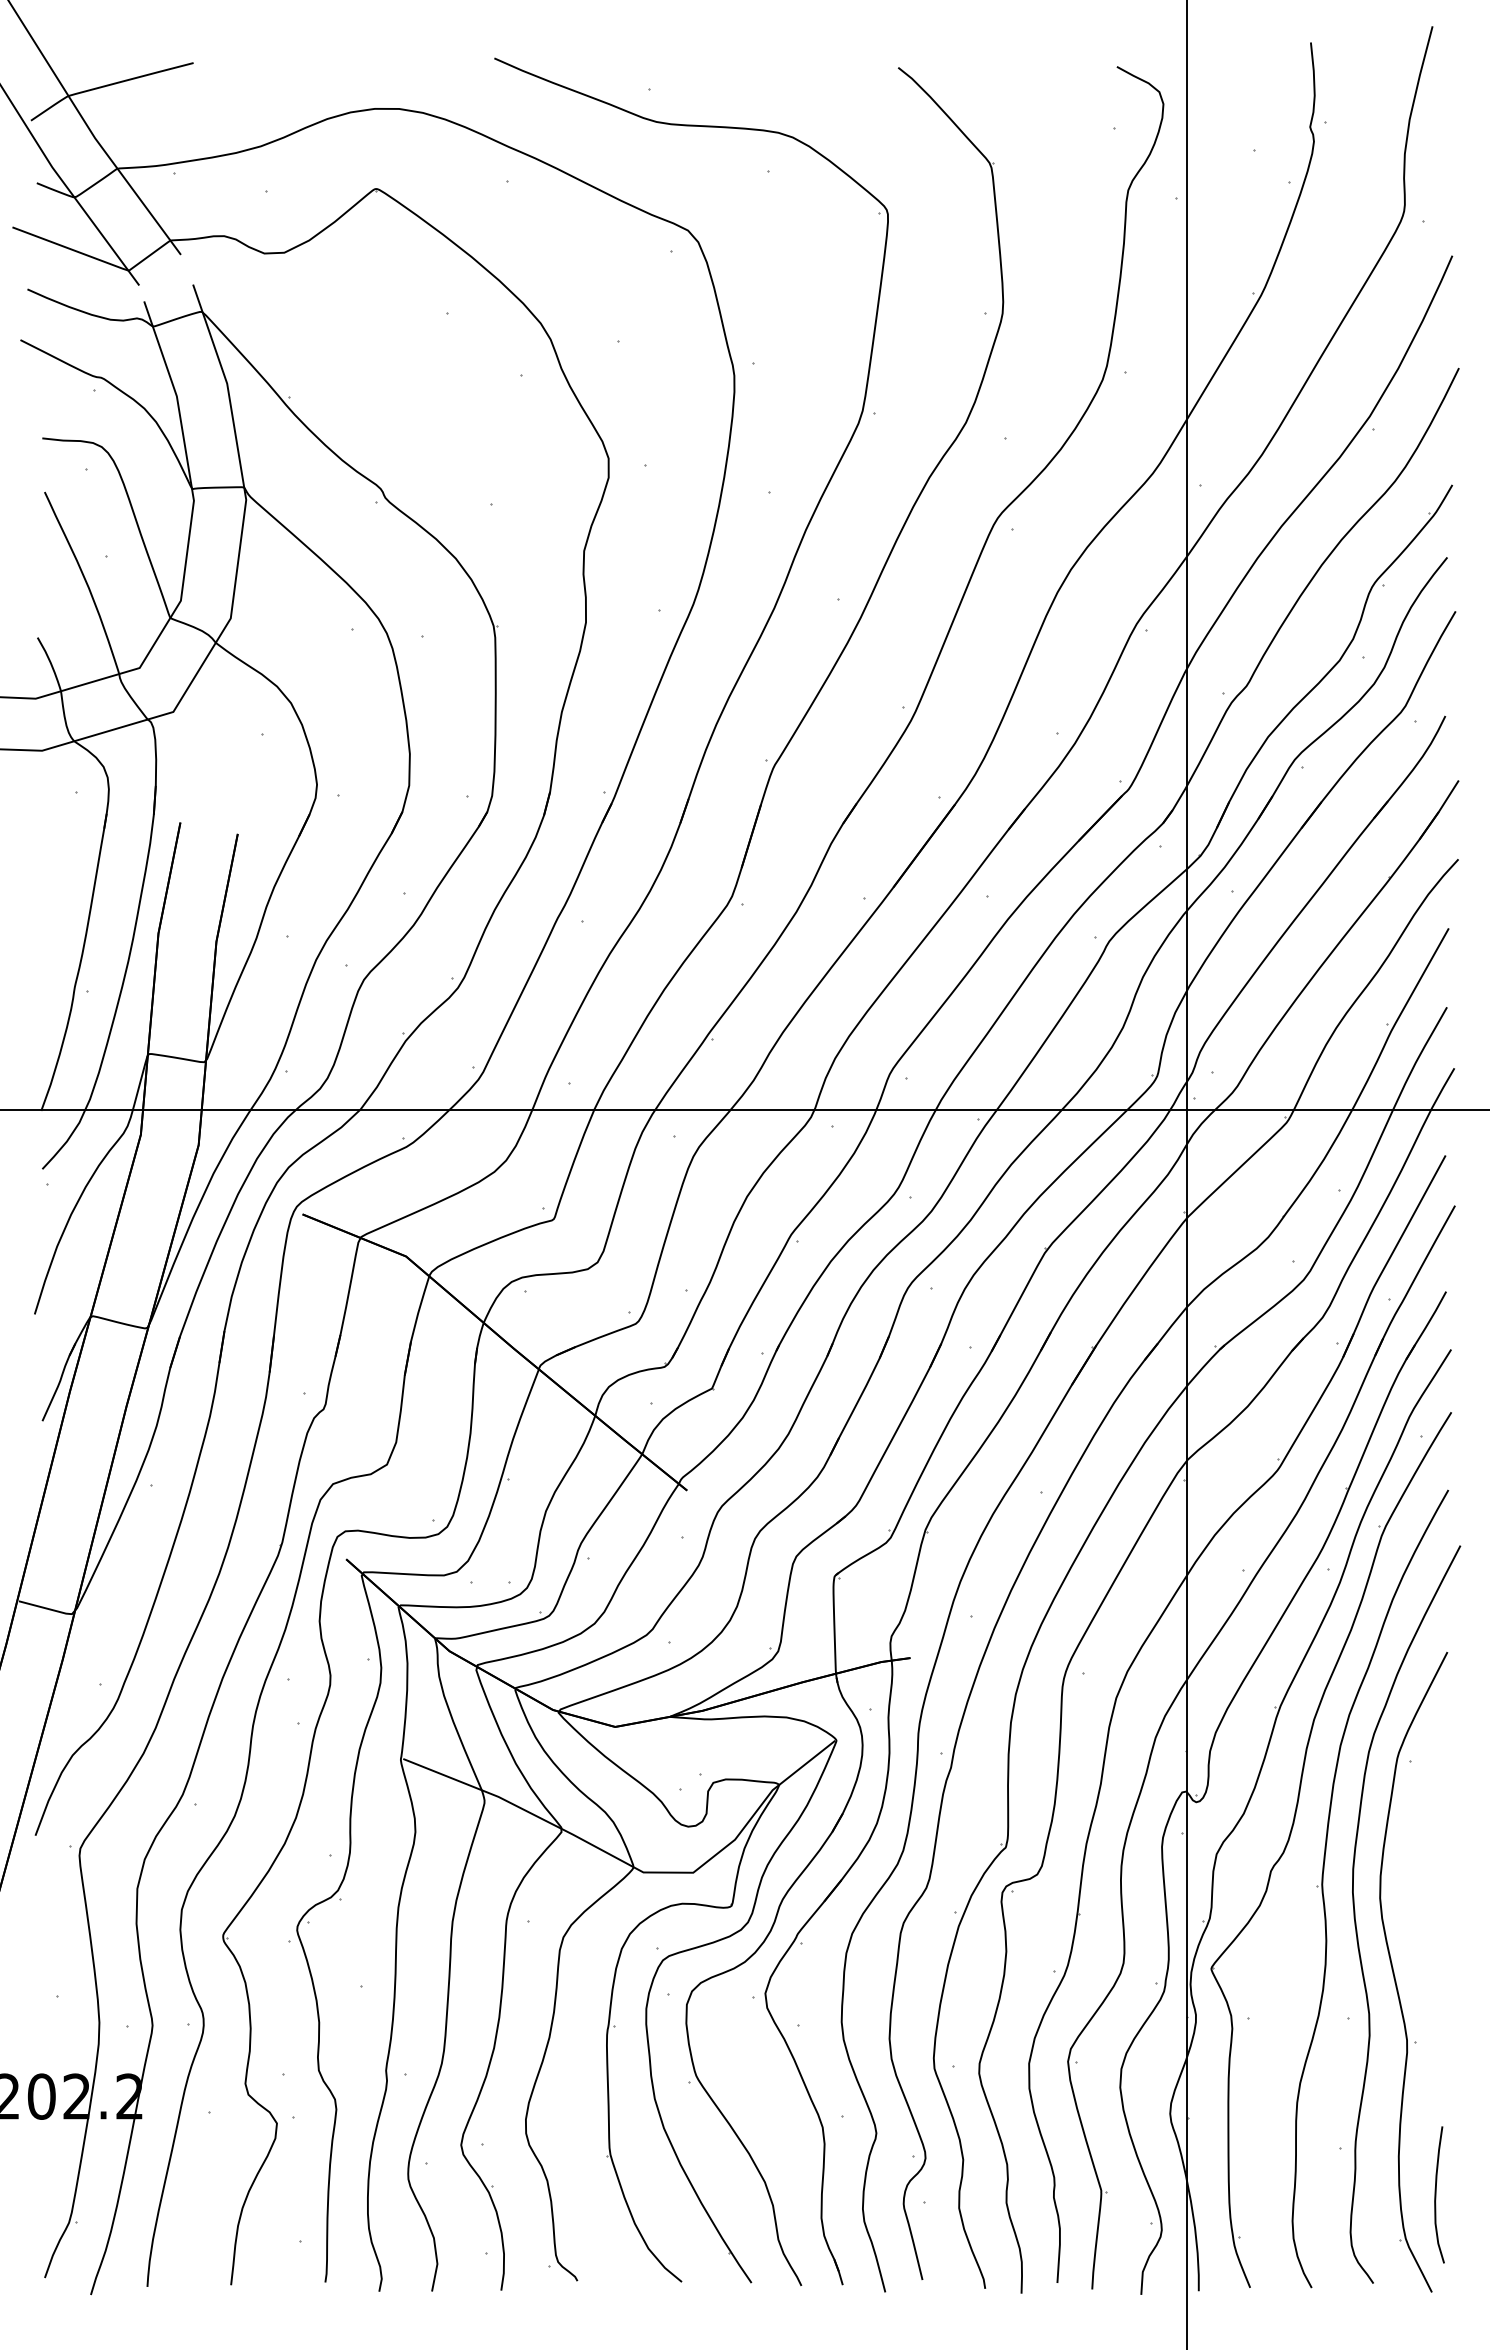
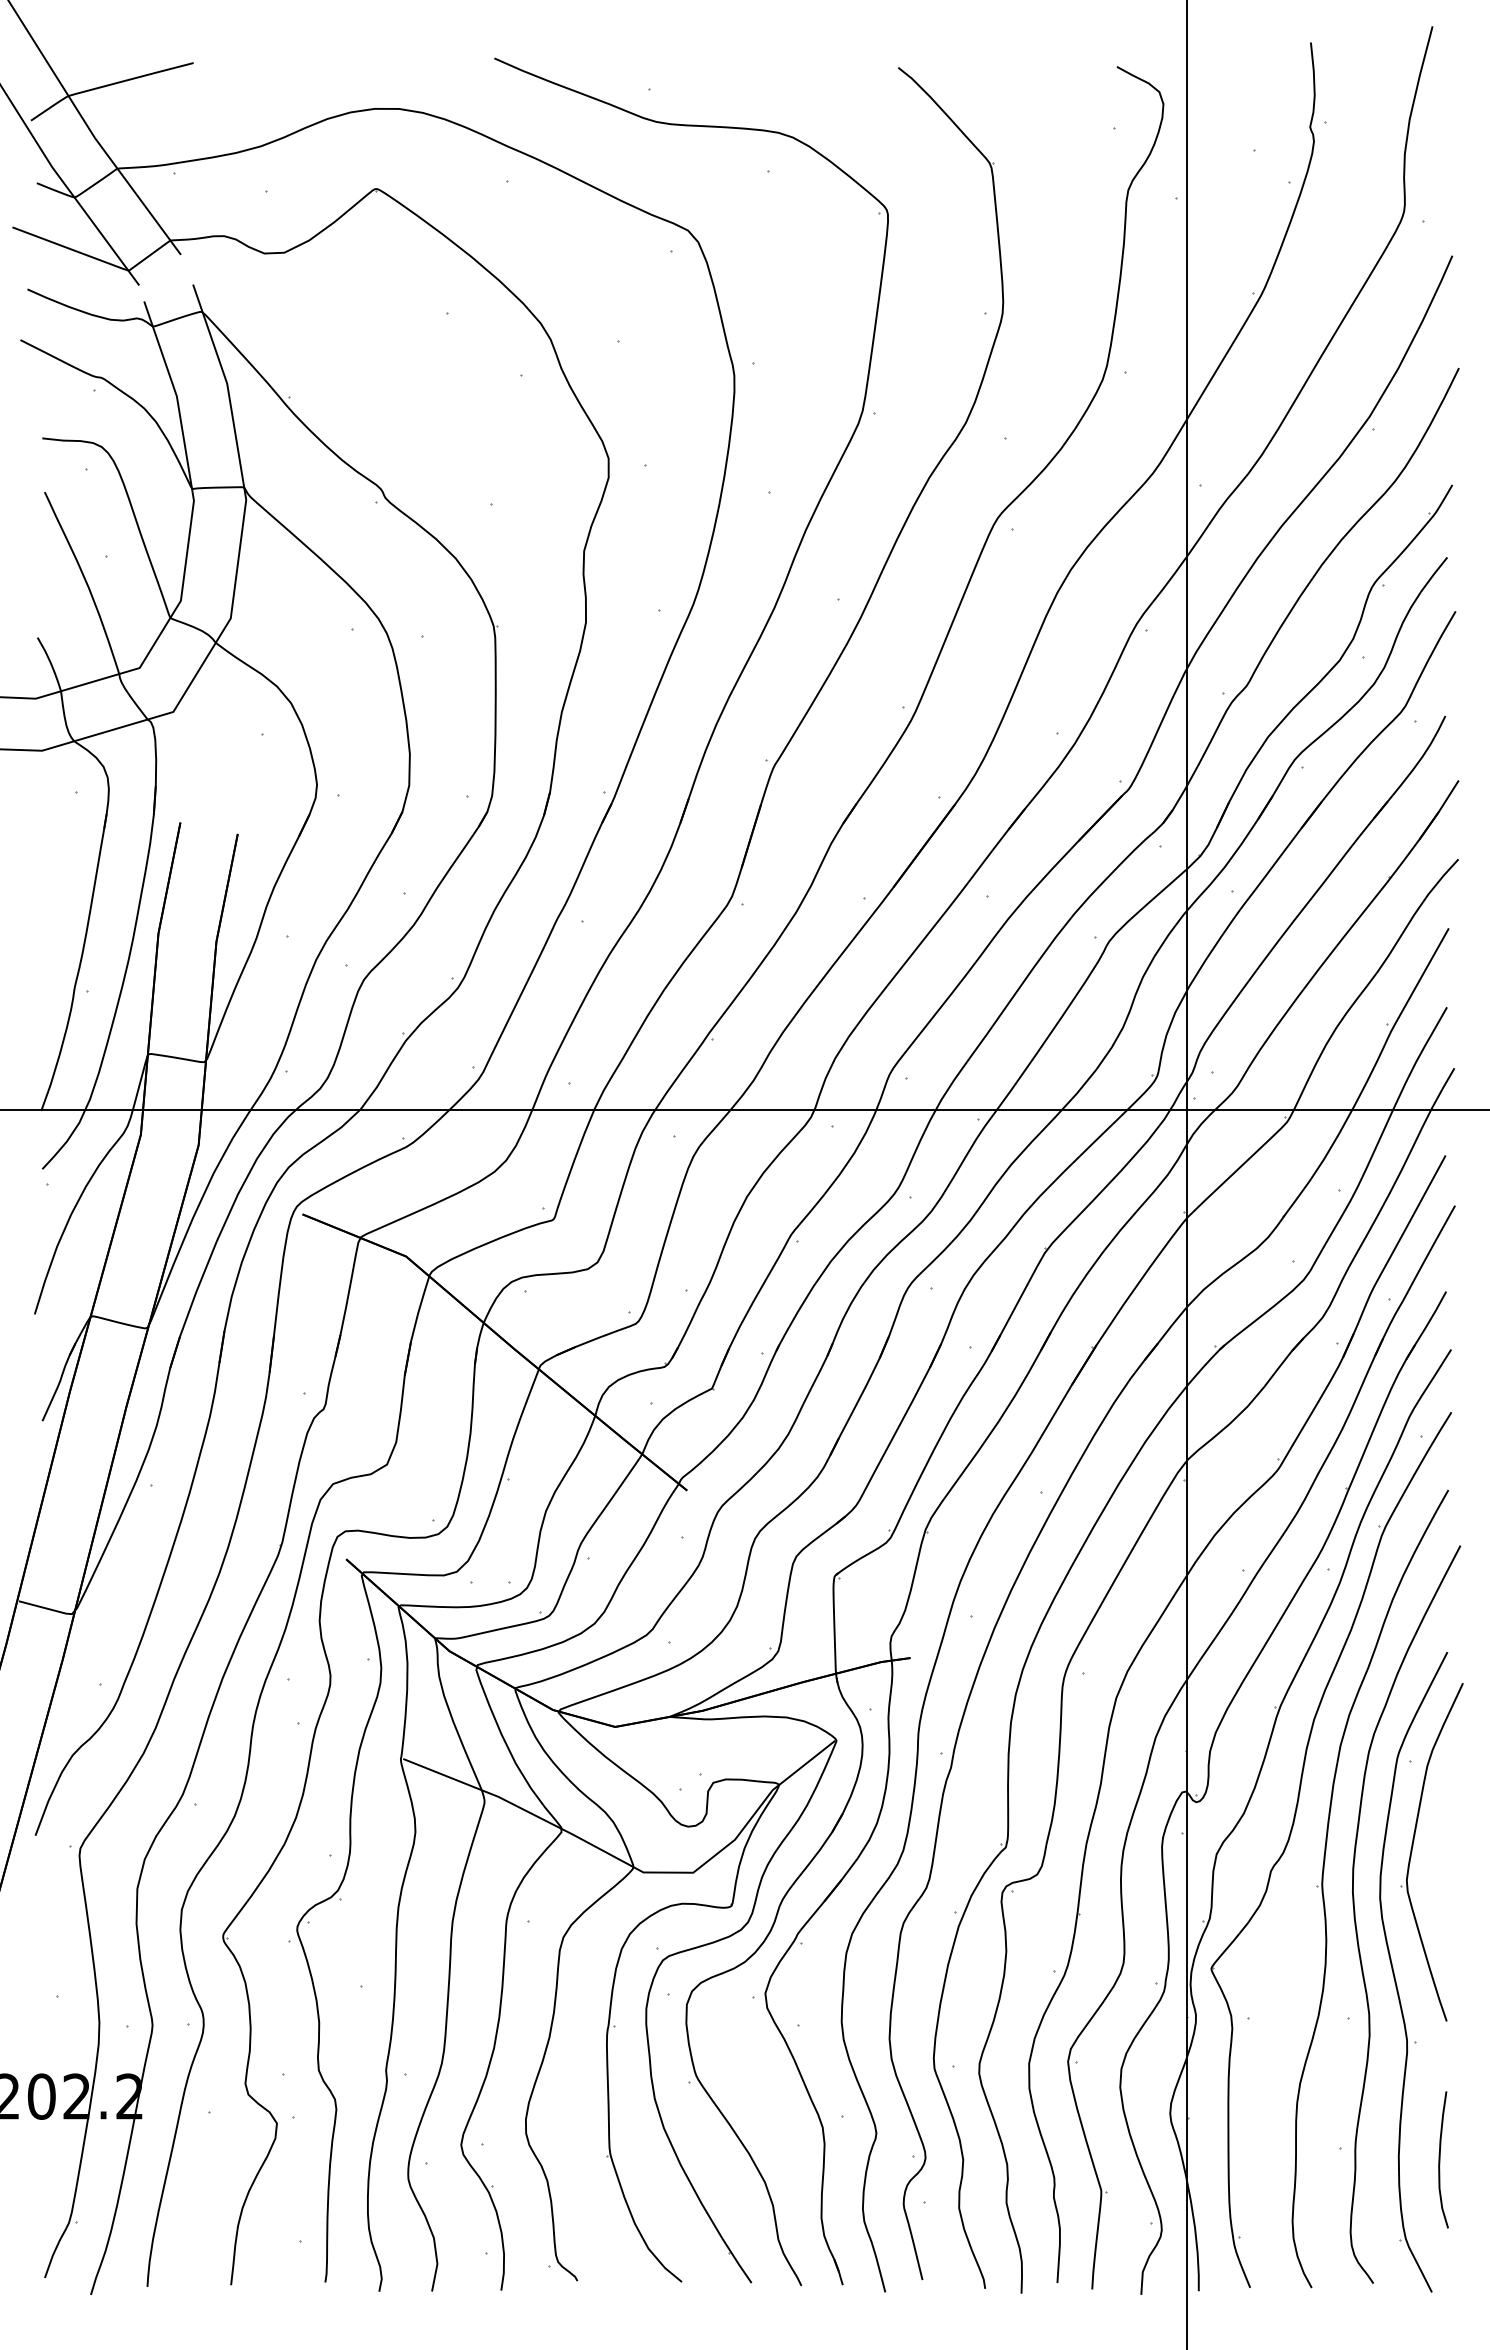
part: none -> present (1413, 1846)
curve position: (1436, 2194) -> (1440, 2159) (1440, 2159)
